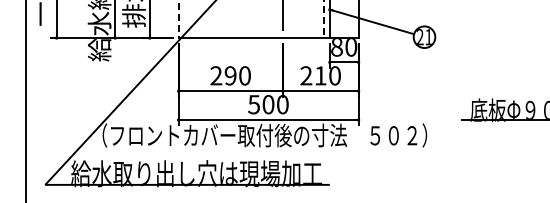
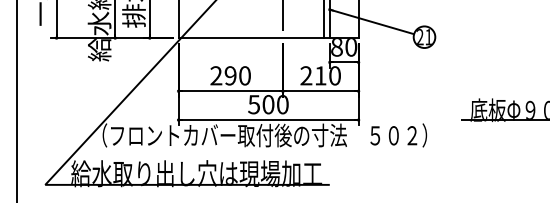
line: dashed -> solid (178, 19)
line: dashed -> solid (324, 19)
line position: (25, 100) -> (16, 100) (16, 100)
